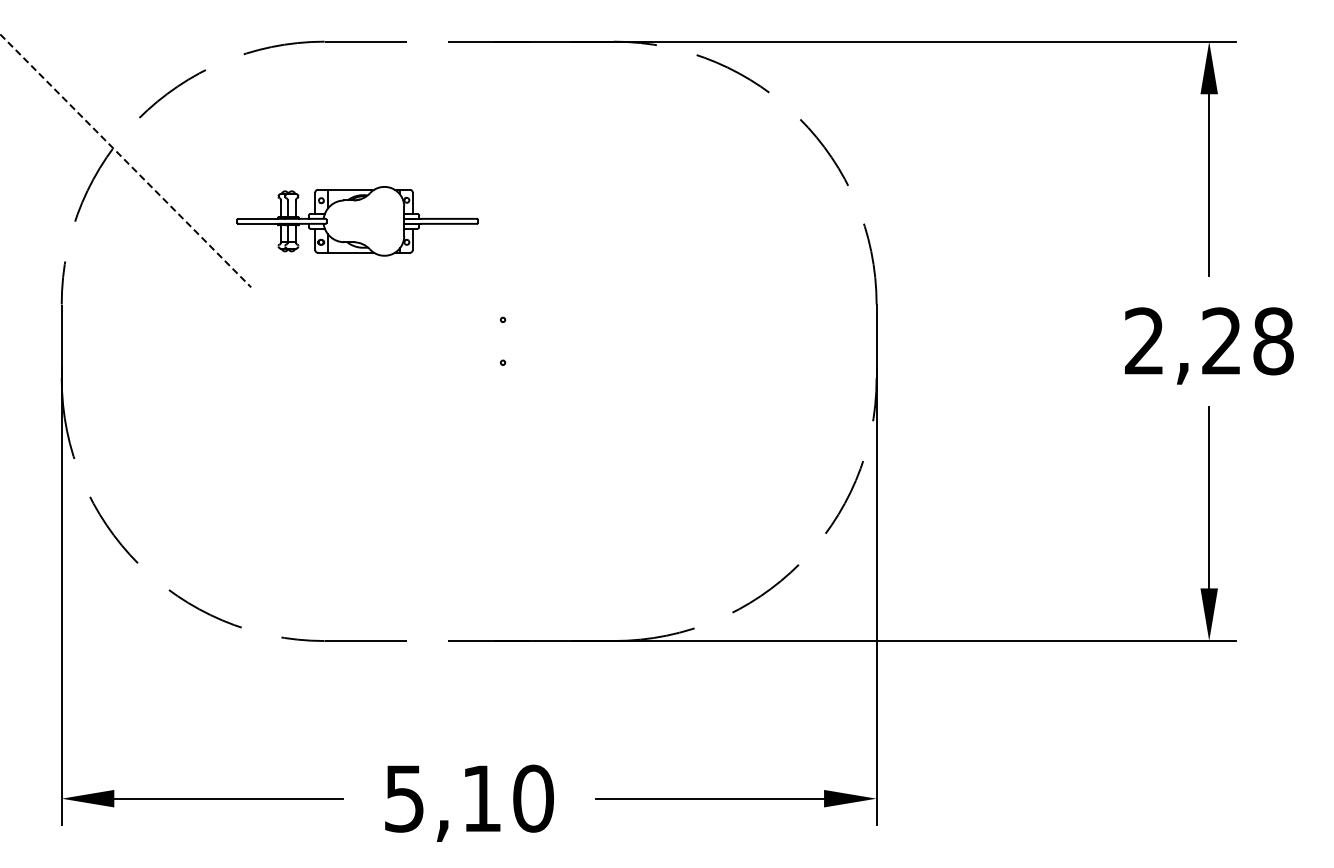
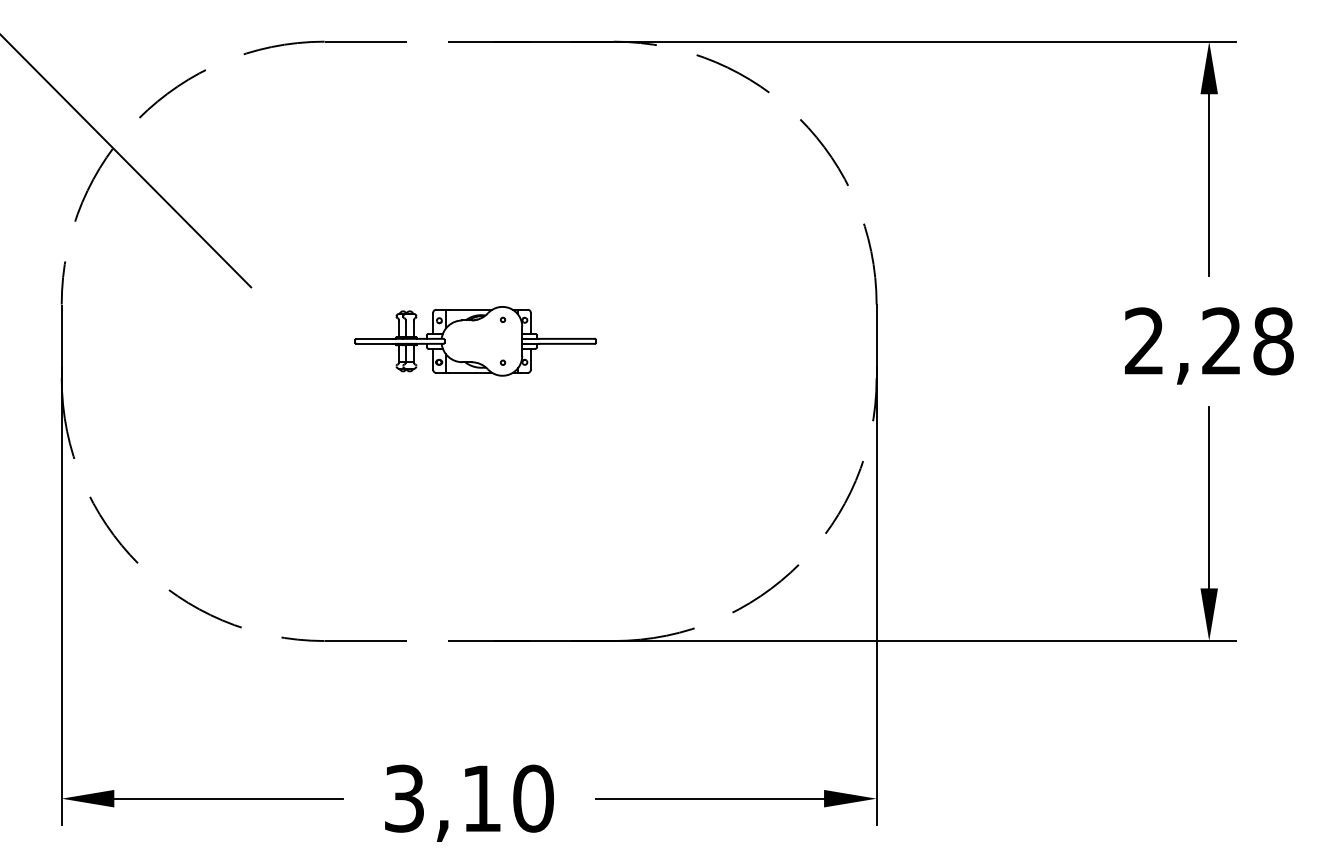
line: dashed -> solid (125, 161)
part position: (357, 221) -> (475, 341) (475, 341)
text: 5,10 -> 3,10 (404, 798)
